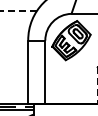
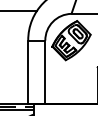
line: dashed -> solid (18, 11)
line: dashed -> solid (97, 86)
